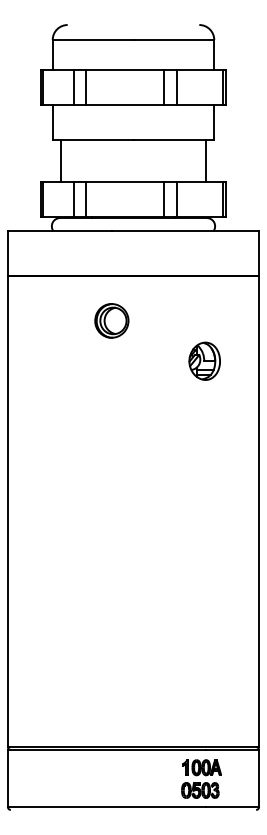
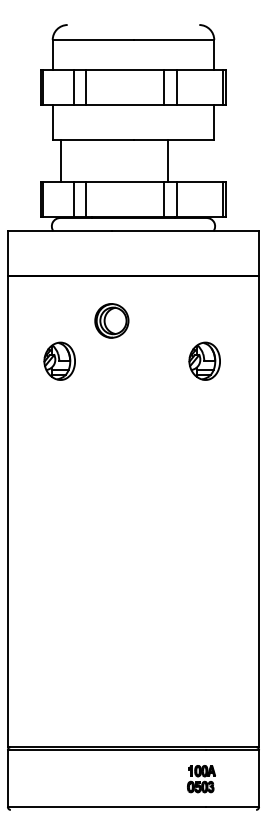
line position: (206, 161) -> (168, 161) (168, 161)
part: none -> present (59, 360)
part size: 41x40 px -> 29x29 px (201, 779)
